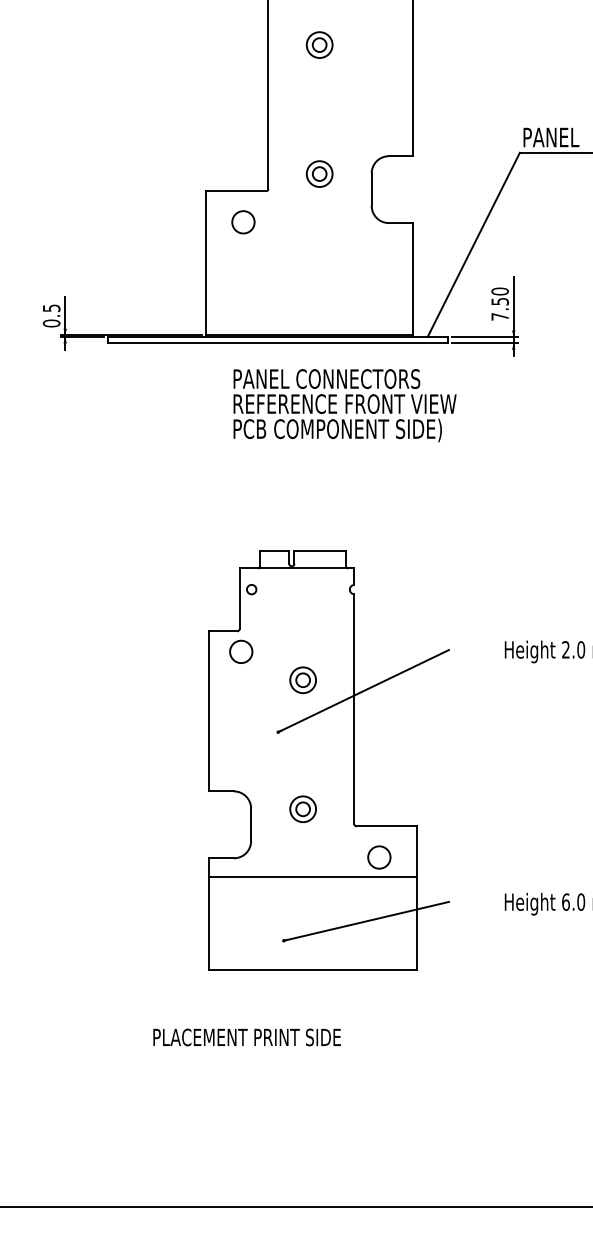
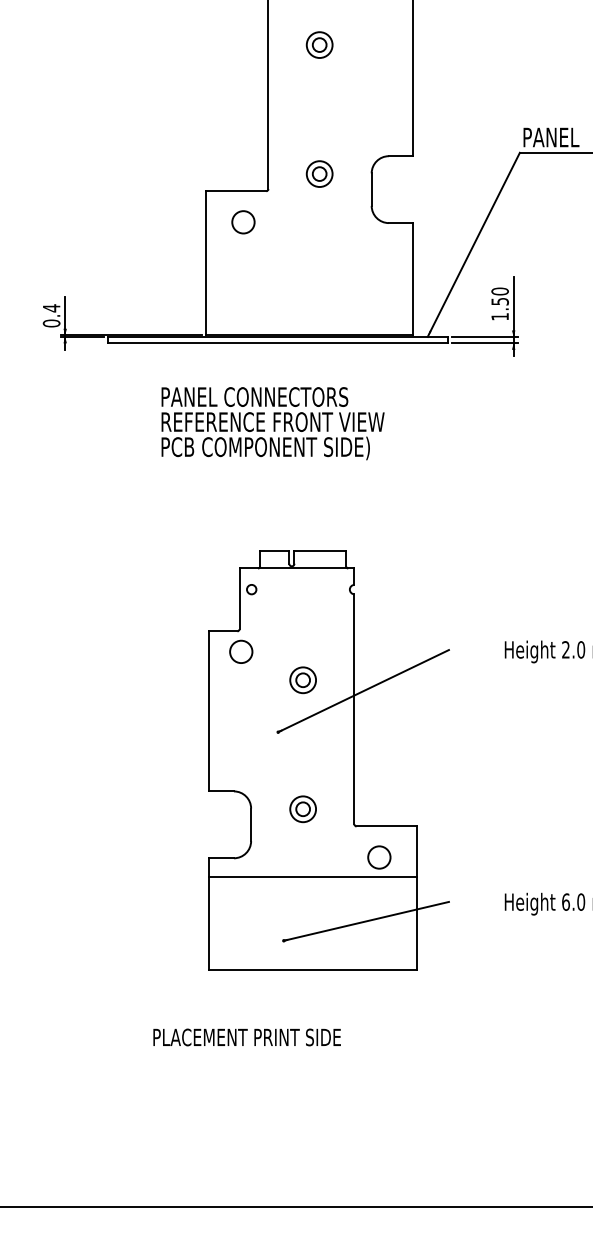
text: 0.5 -> 0.4 (51, 308)
text: 7.50 -> 1.50 (499, 316)
text position: (344, 405) -> (272, 423) (272, 423)
